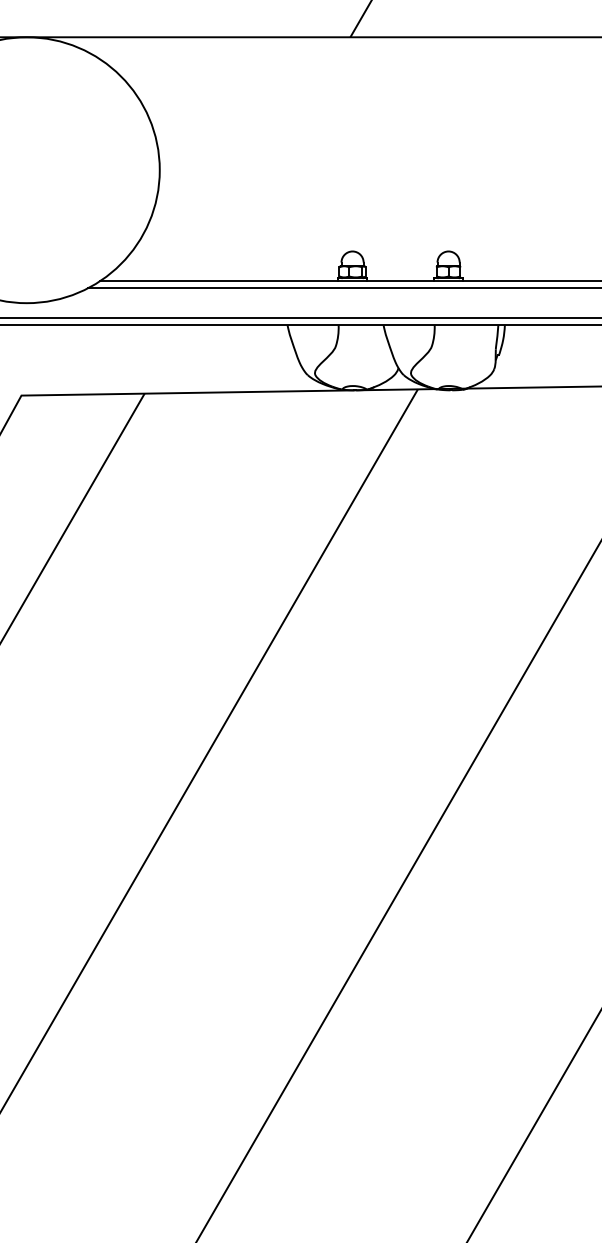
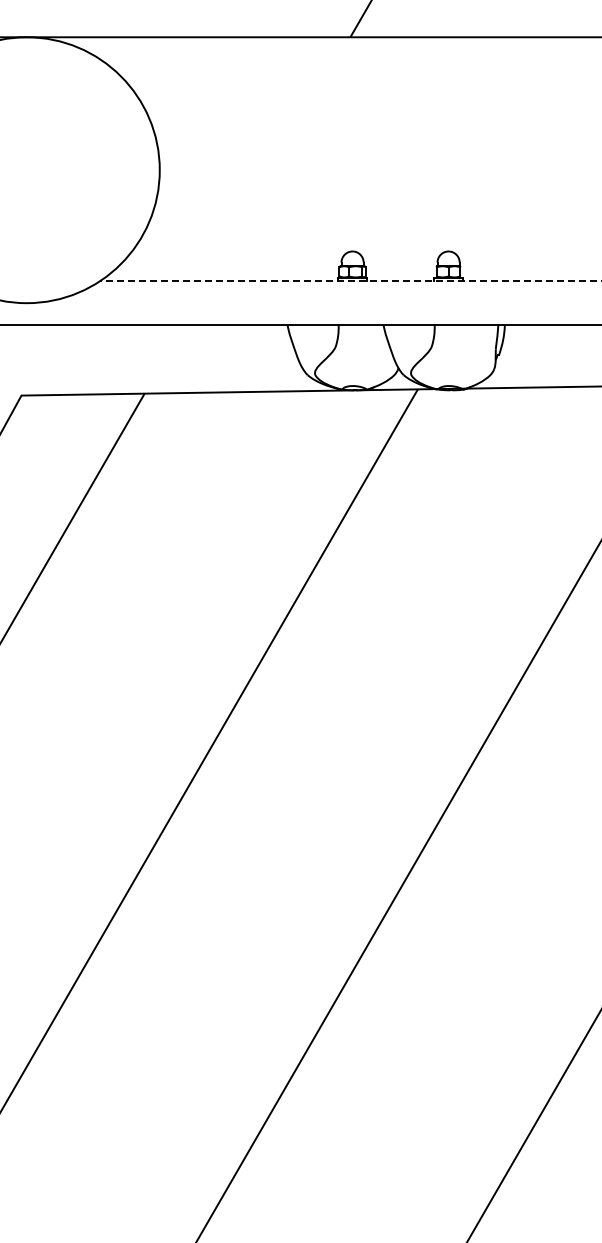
line: solid -> dashed (350, 281)
line: present -> none (342, 288)
line: present -> none (300, 317)
